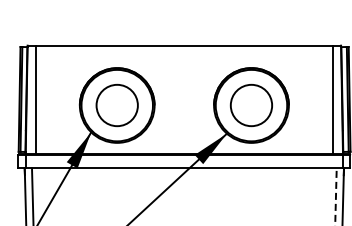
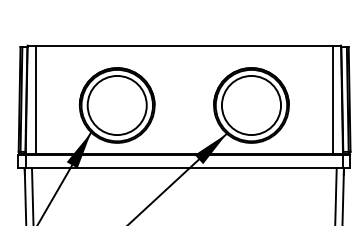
circle diameter: 41 px -> 59 px (116, 105)
circle diameter: 41 px -> 59 px (251, 105)
line: dashed -> solid (335, 196)
